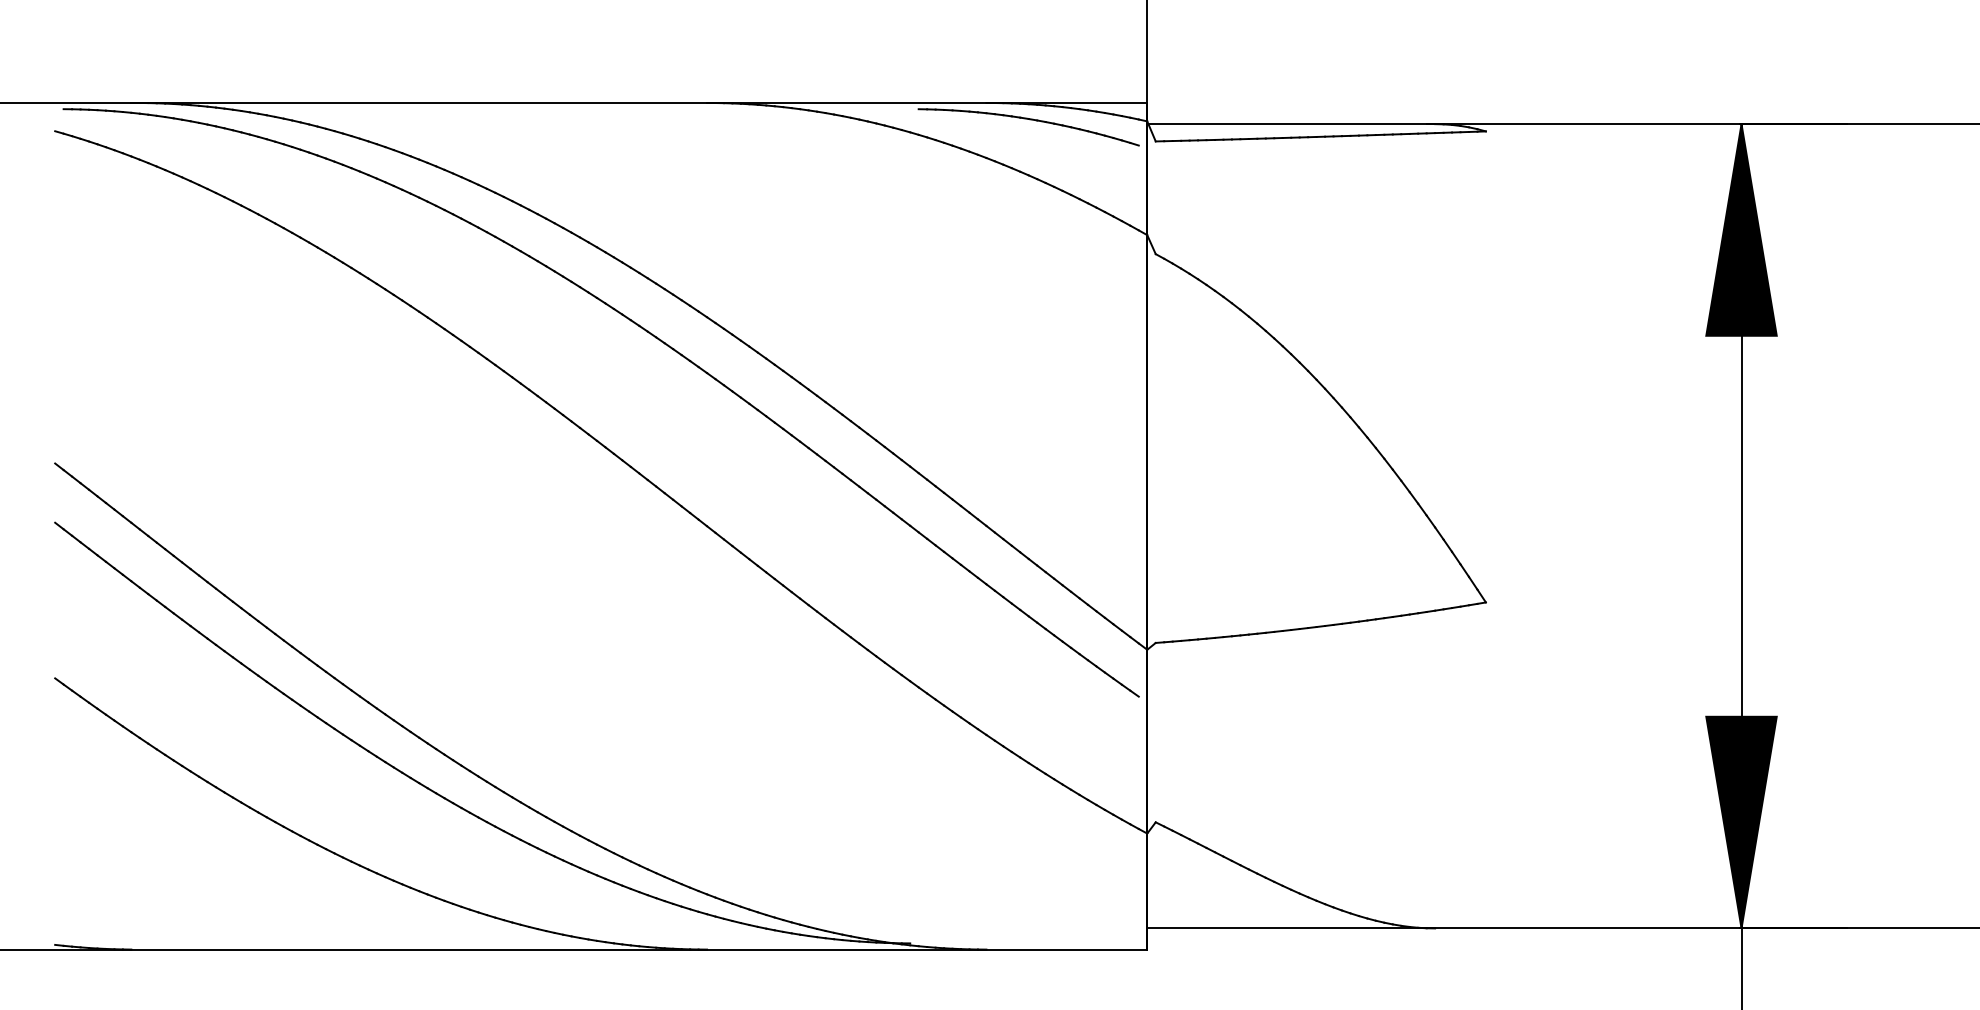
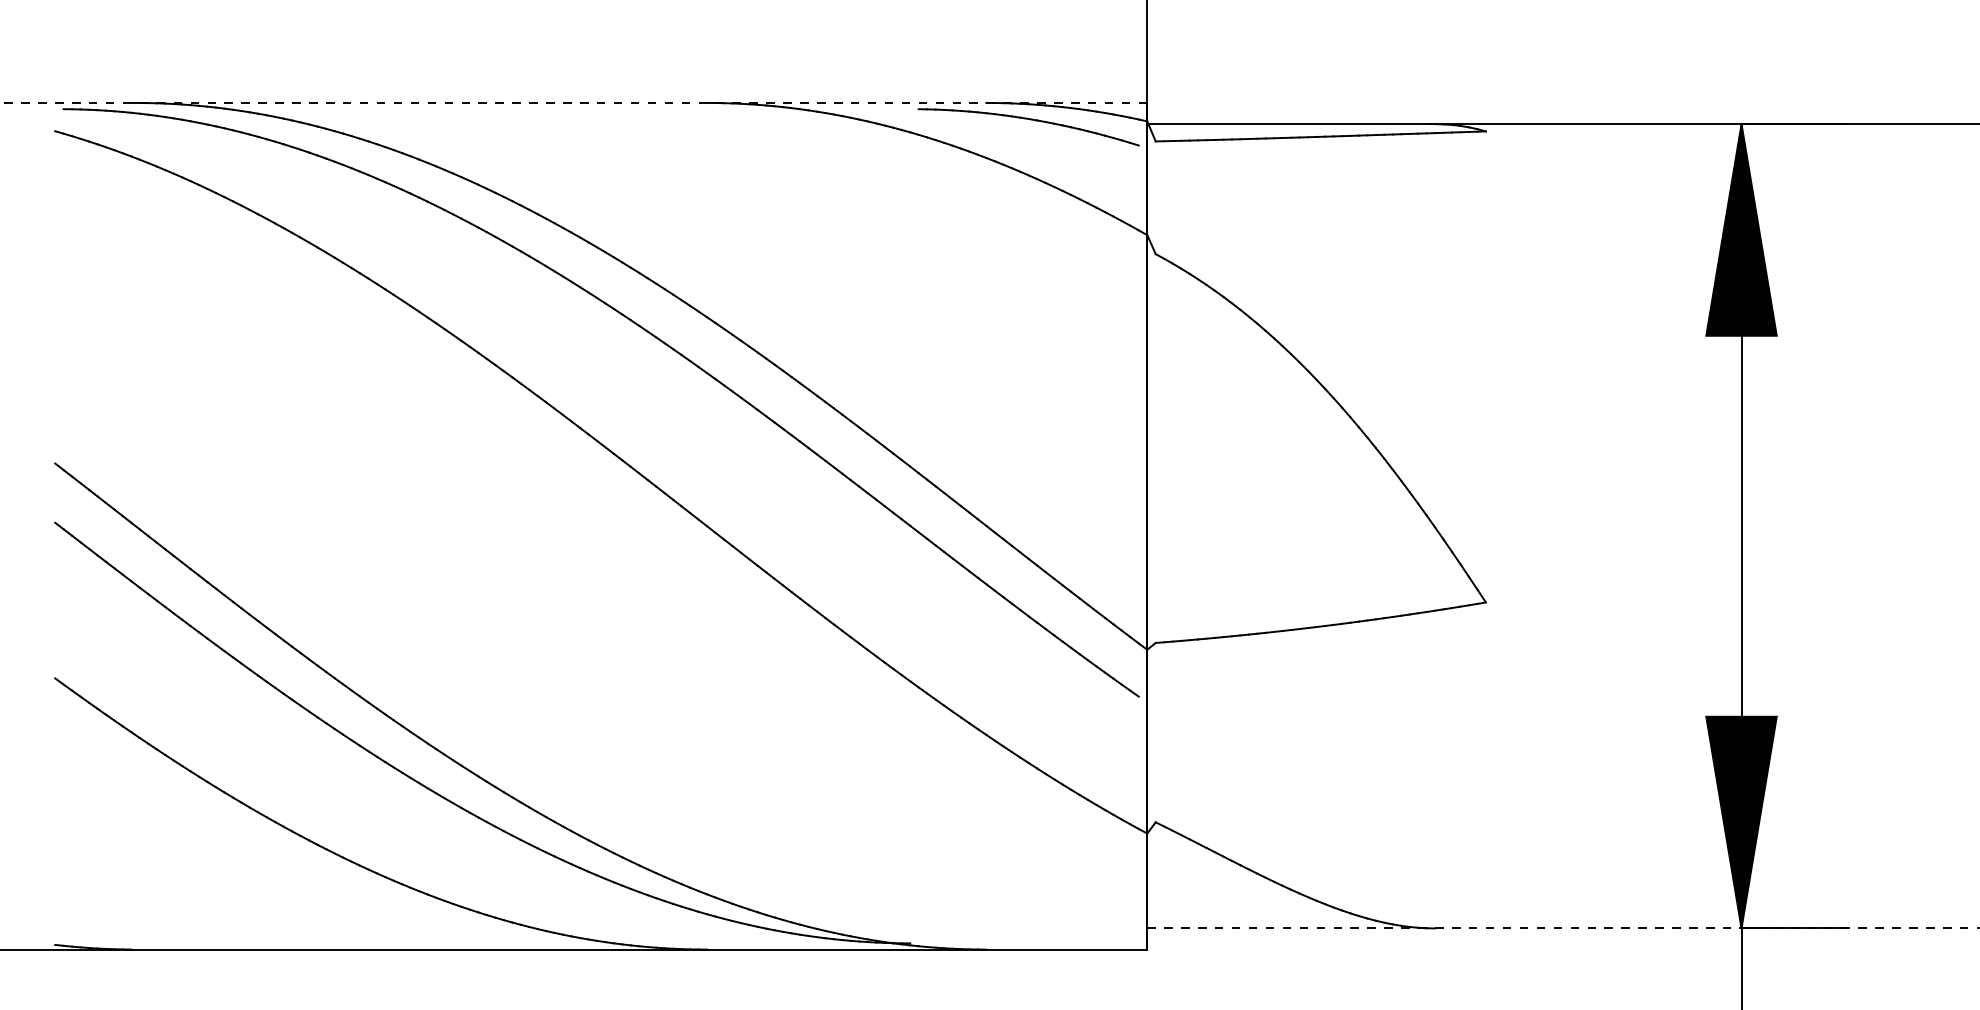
line: solid -> dashed (574, 102)
line: solid -> dashed (1564, 928)
